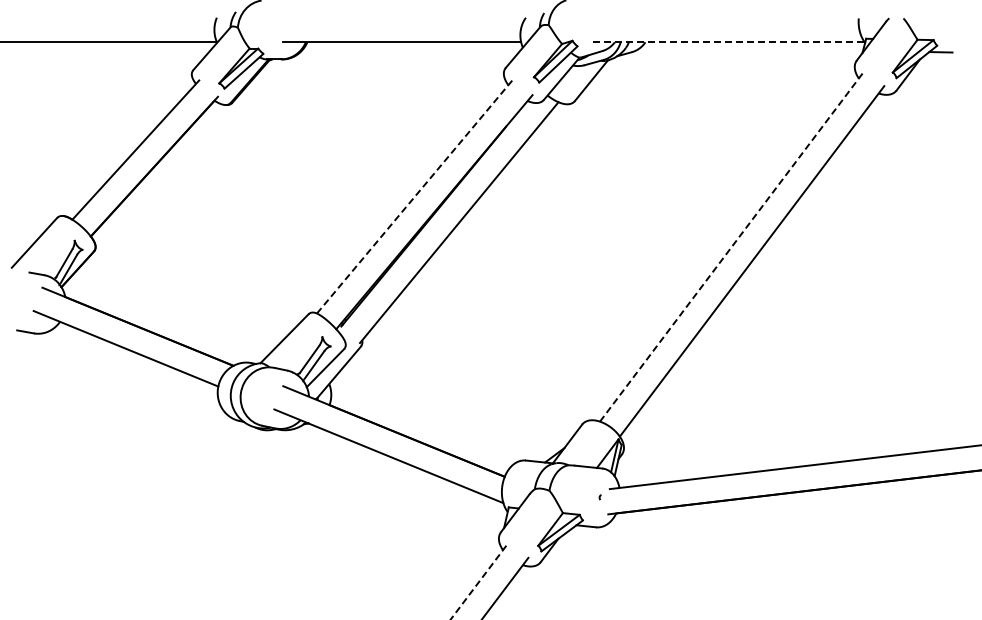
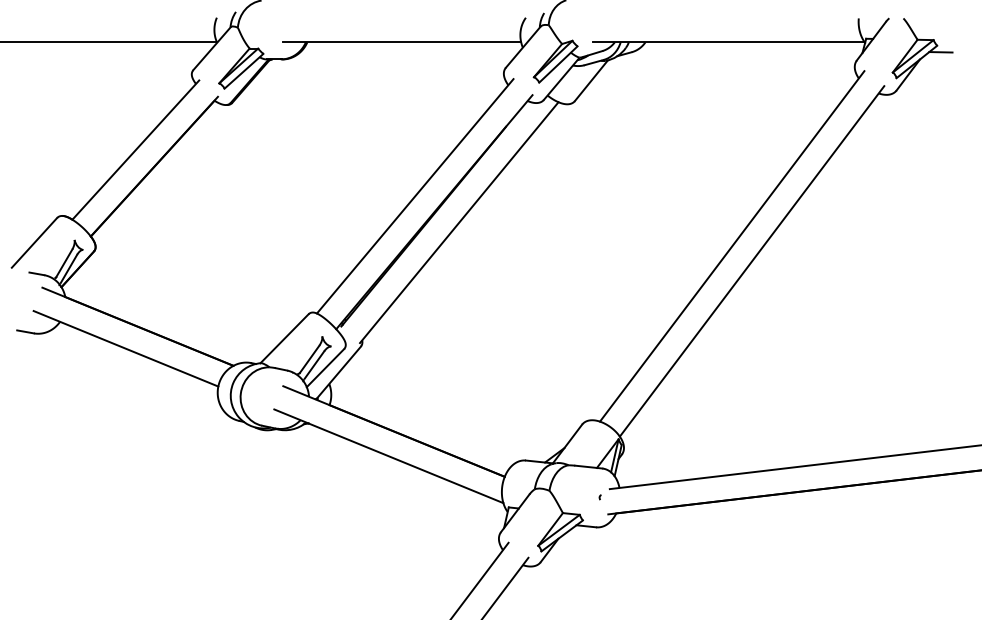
line: dashed -> solid (729, 42)
line: dashed -> solid (415, 196)
line: dashed -> solid (732, 246)
line: dashed -> solid (479, 581)
